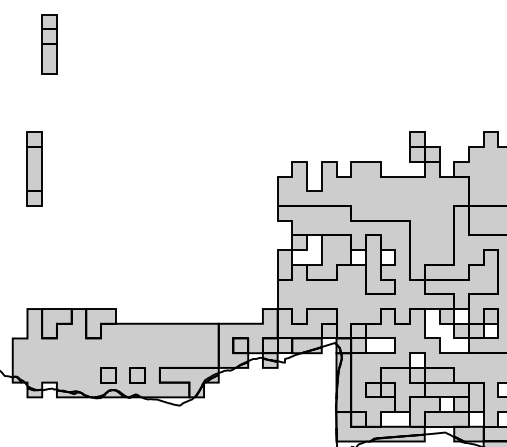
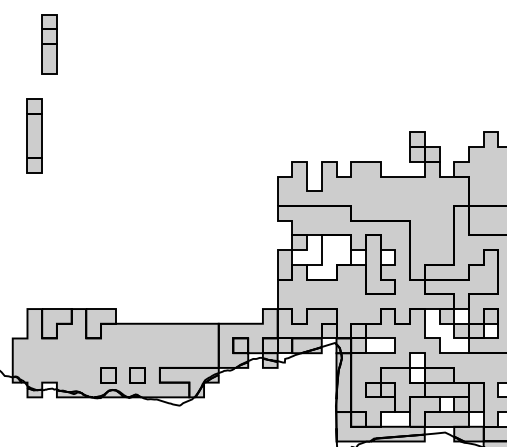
part position: (34, 168) -> (34, 135) (34, 135)
fill: present -> none (329, 257)
fill: present -> none (417, 374)
